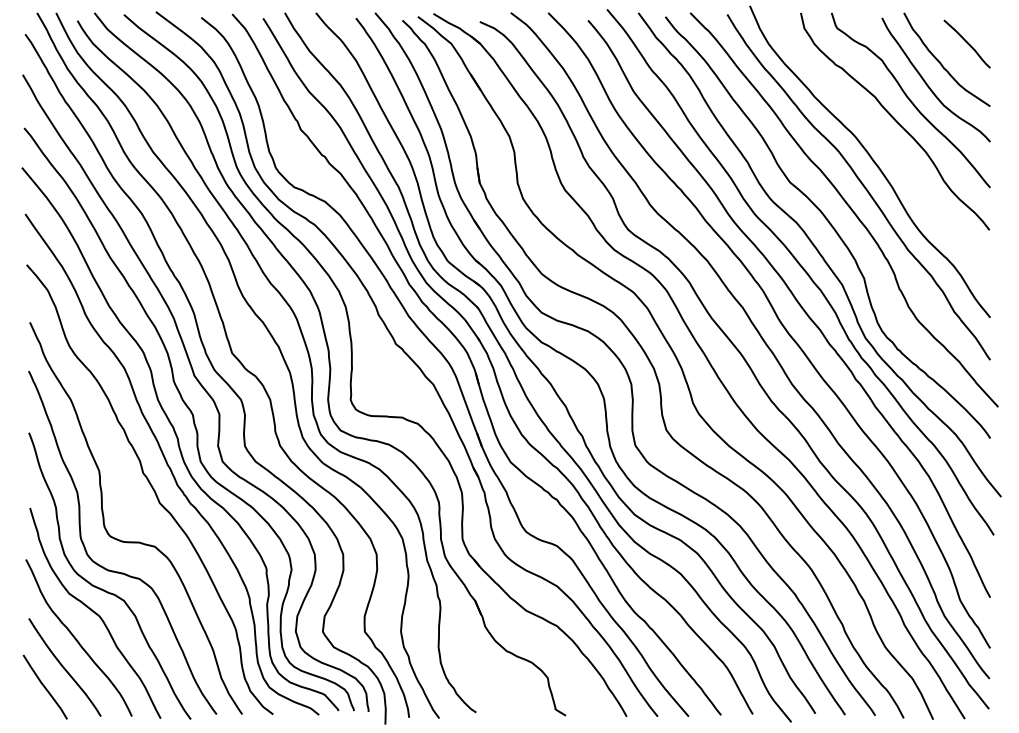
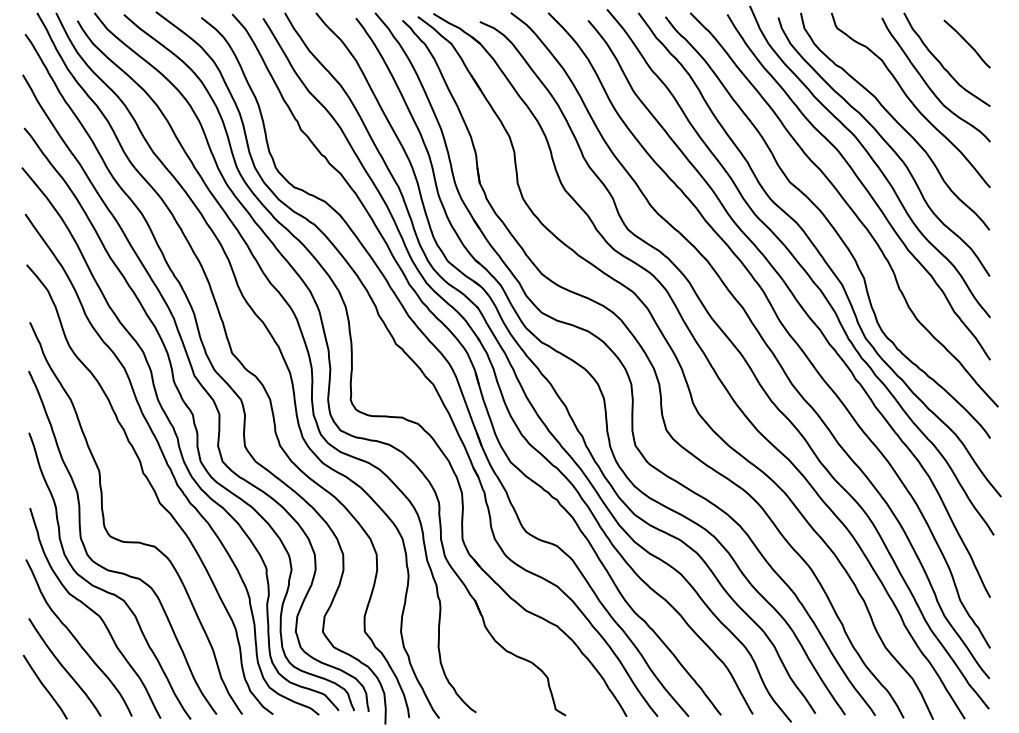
curve: none -> present (886, 144)
